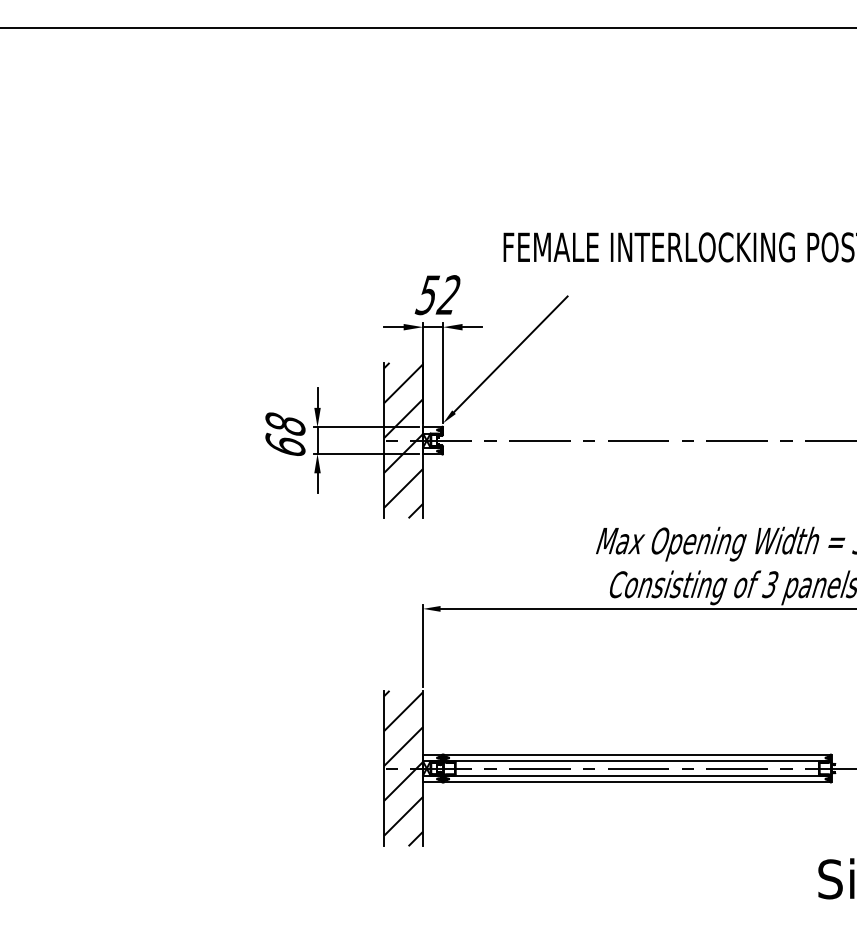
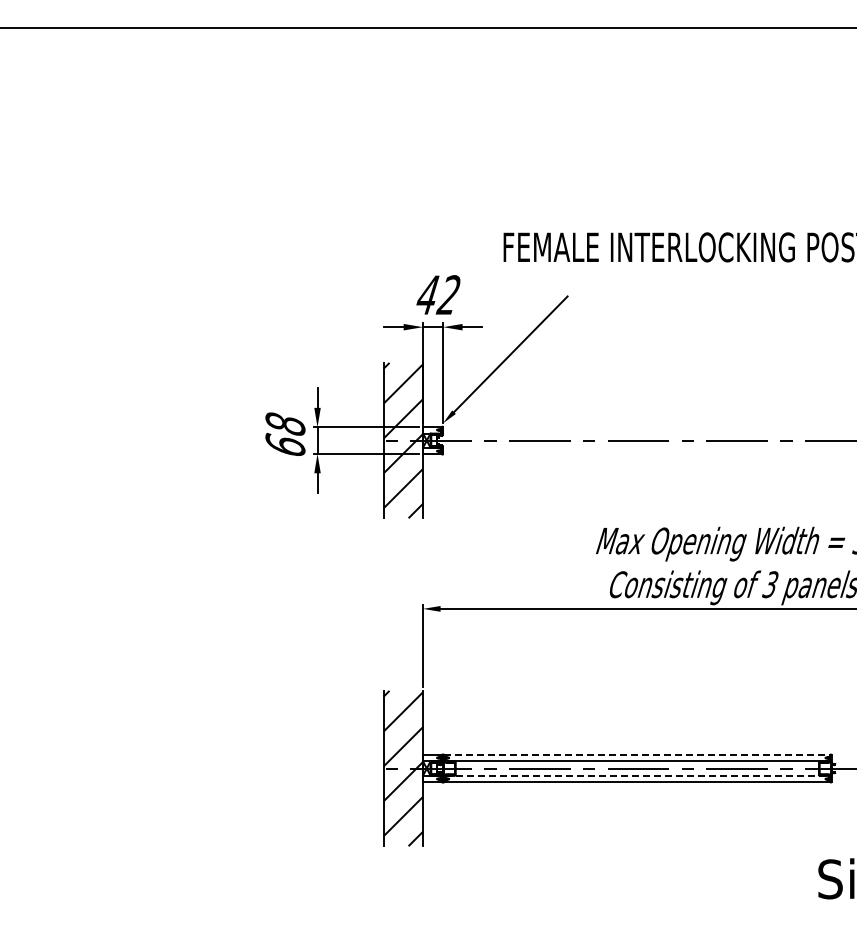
text: 52 -> 42 (426, 295)
line: solid -> dashed (637, 755)
line: solid -> dashed (637, 775)
